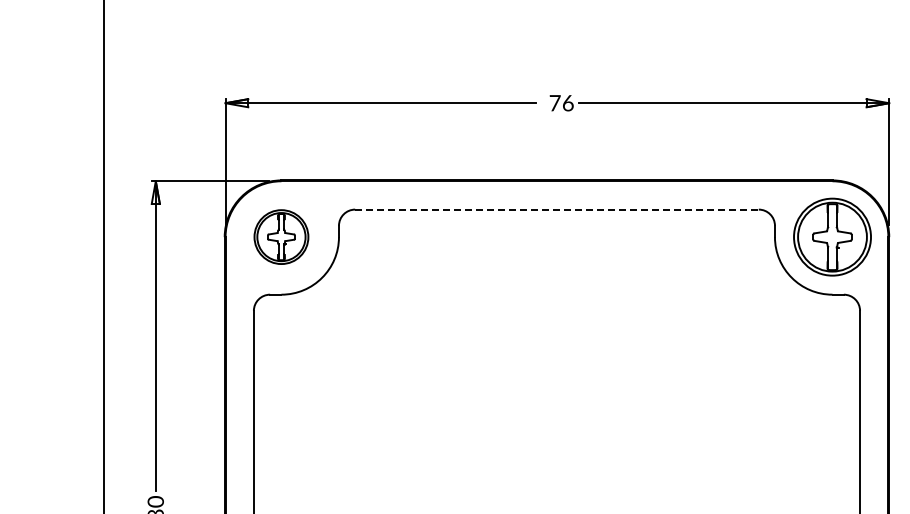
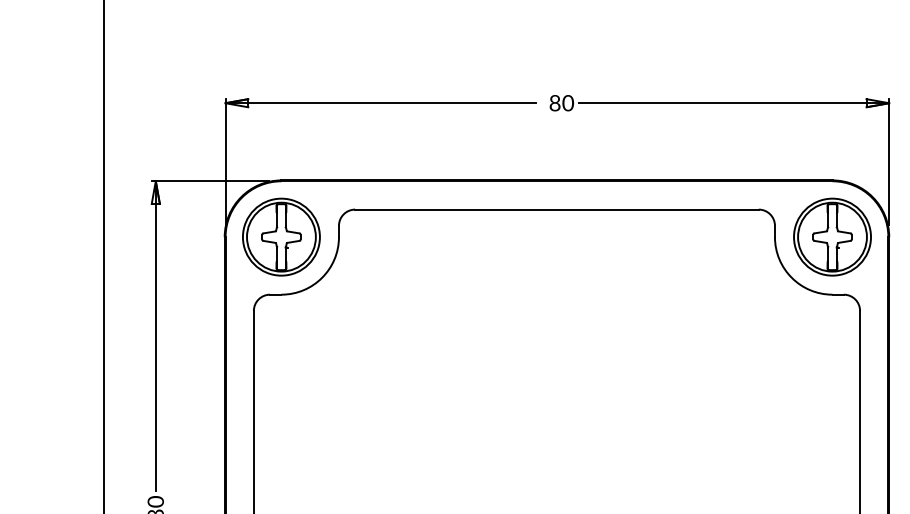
text: 76 -> 80 (561, 103)
line: dashed -> solid (556, 209)
part size: 57x56 px -> 79x80 px (281, 236)
